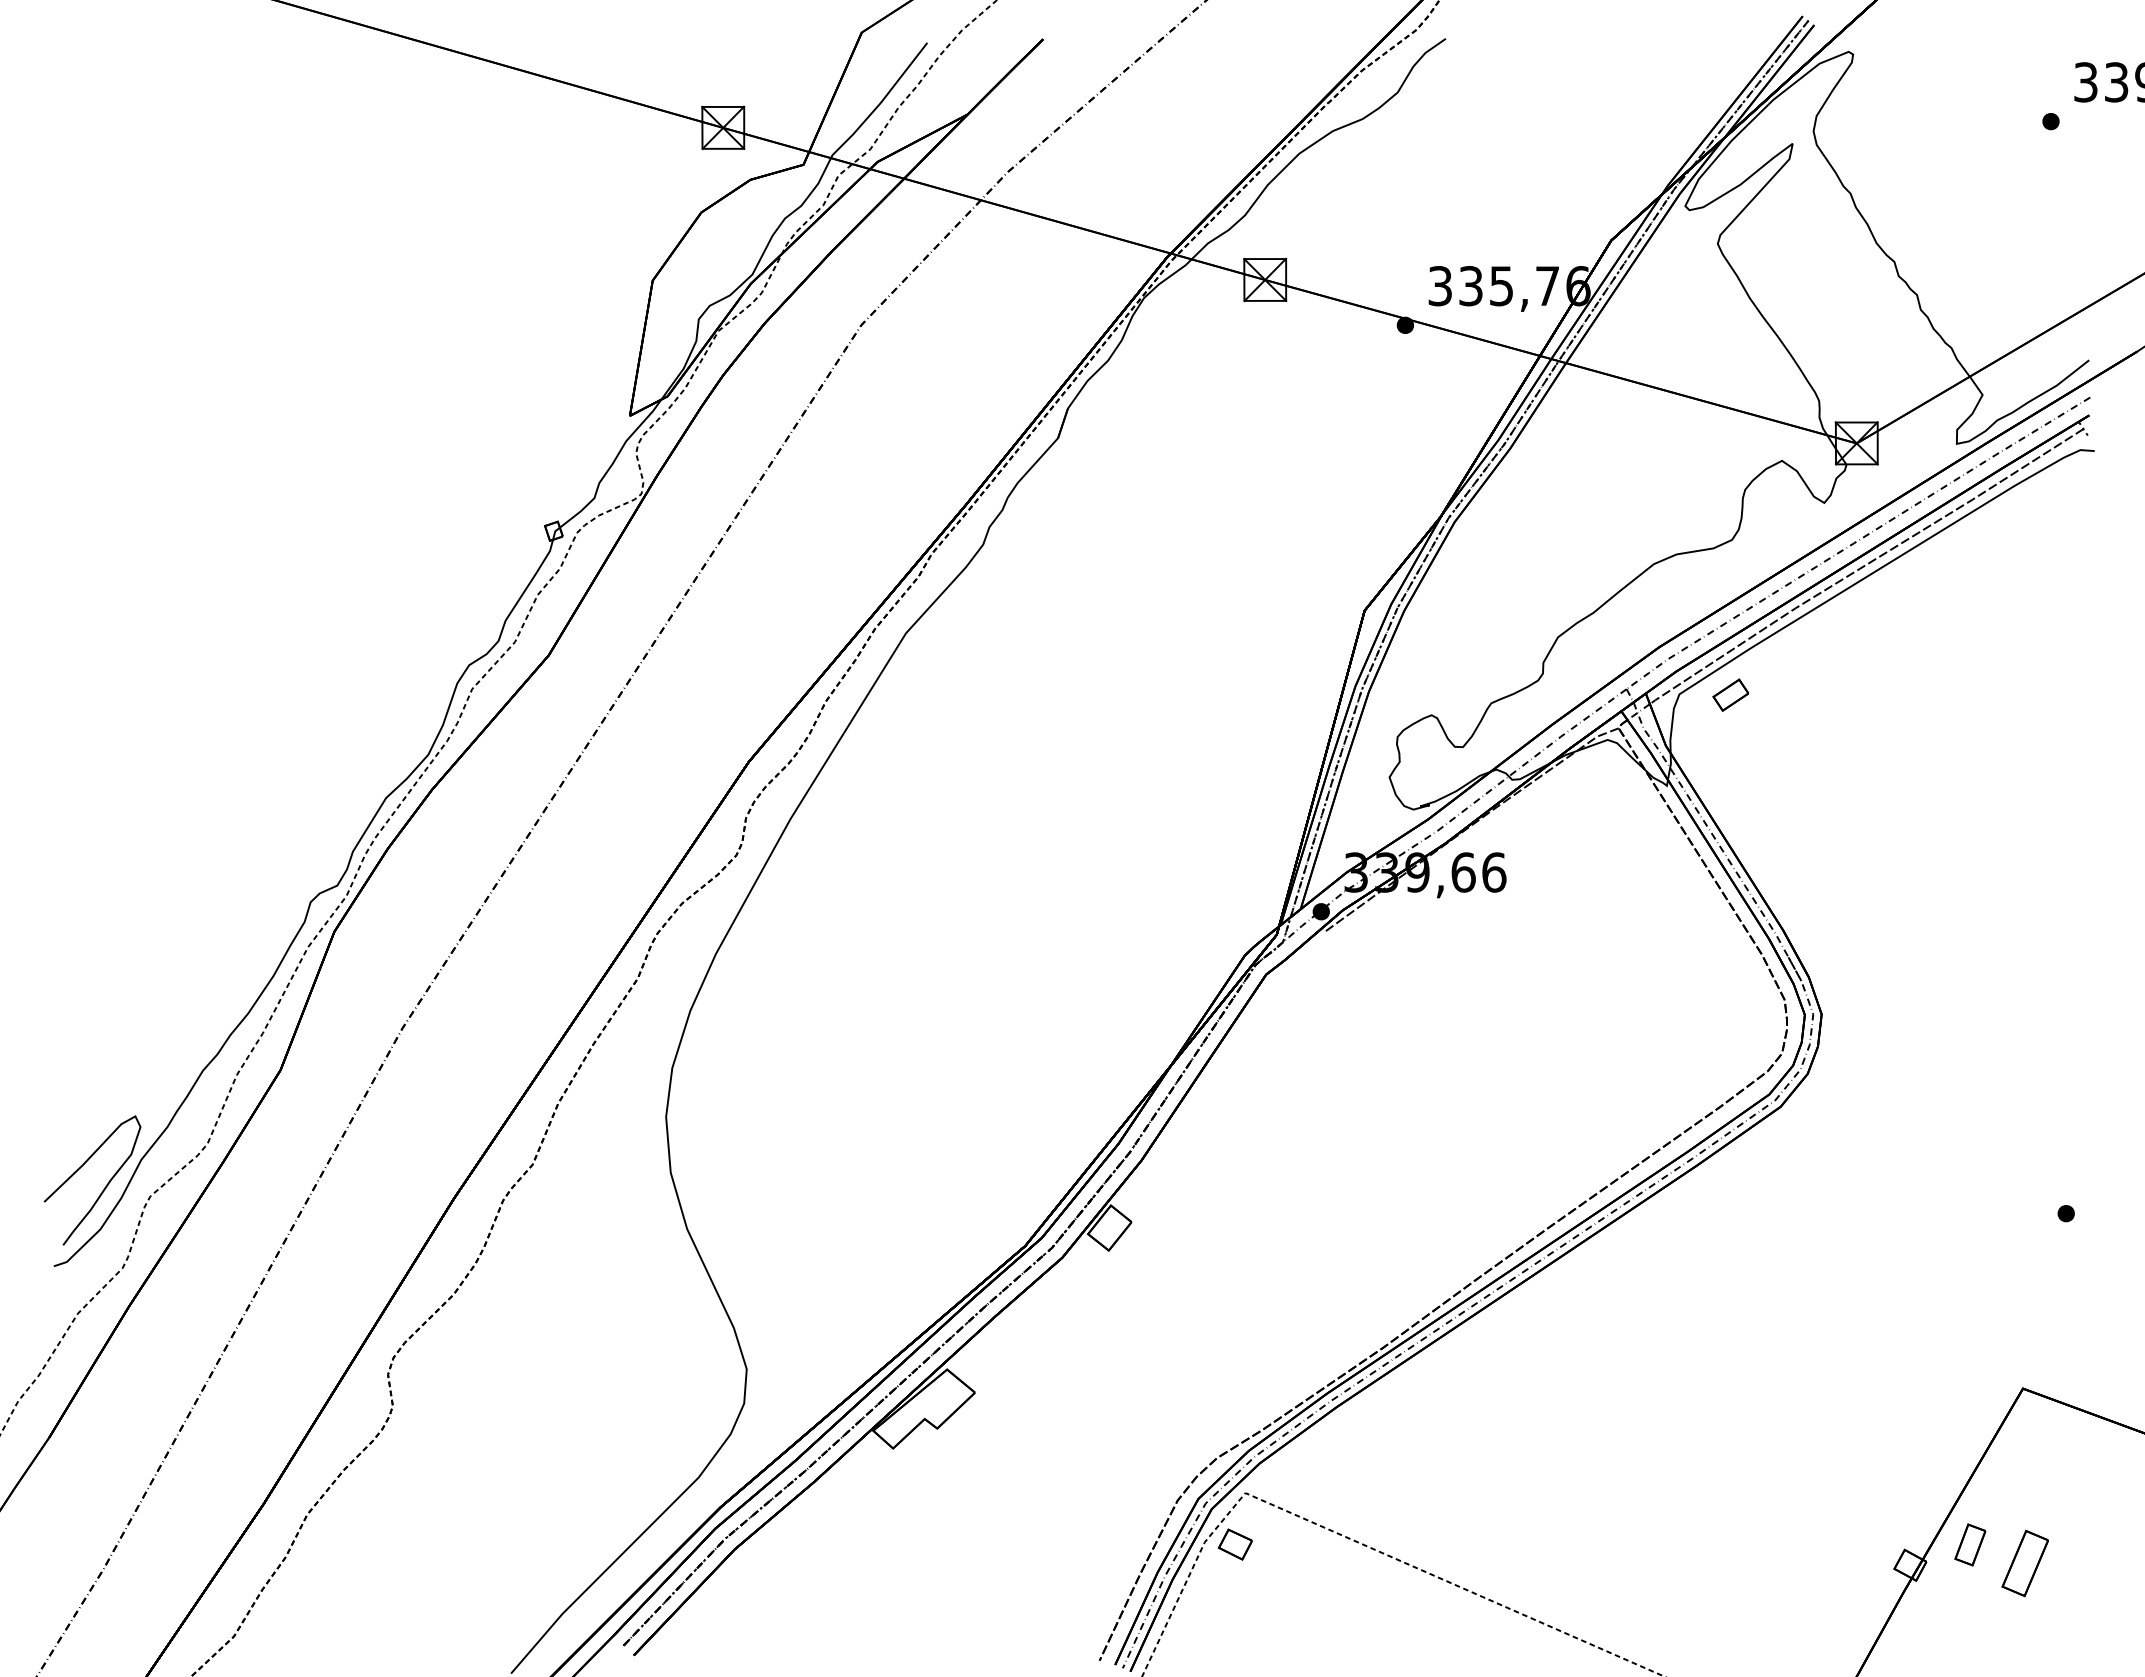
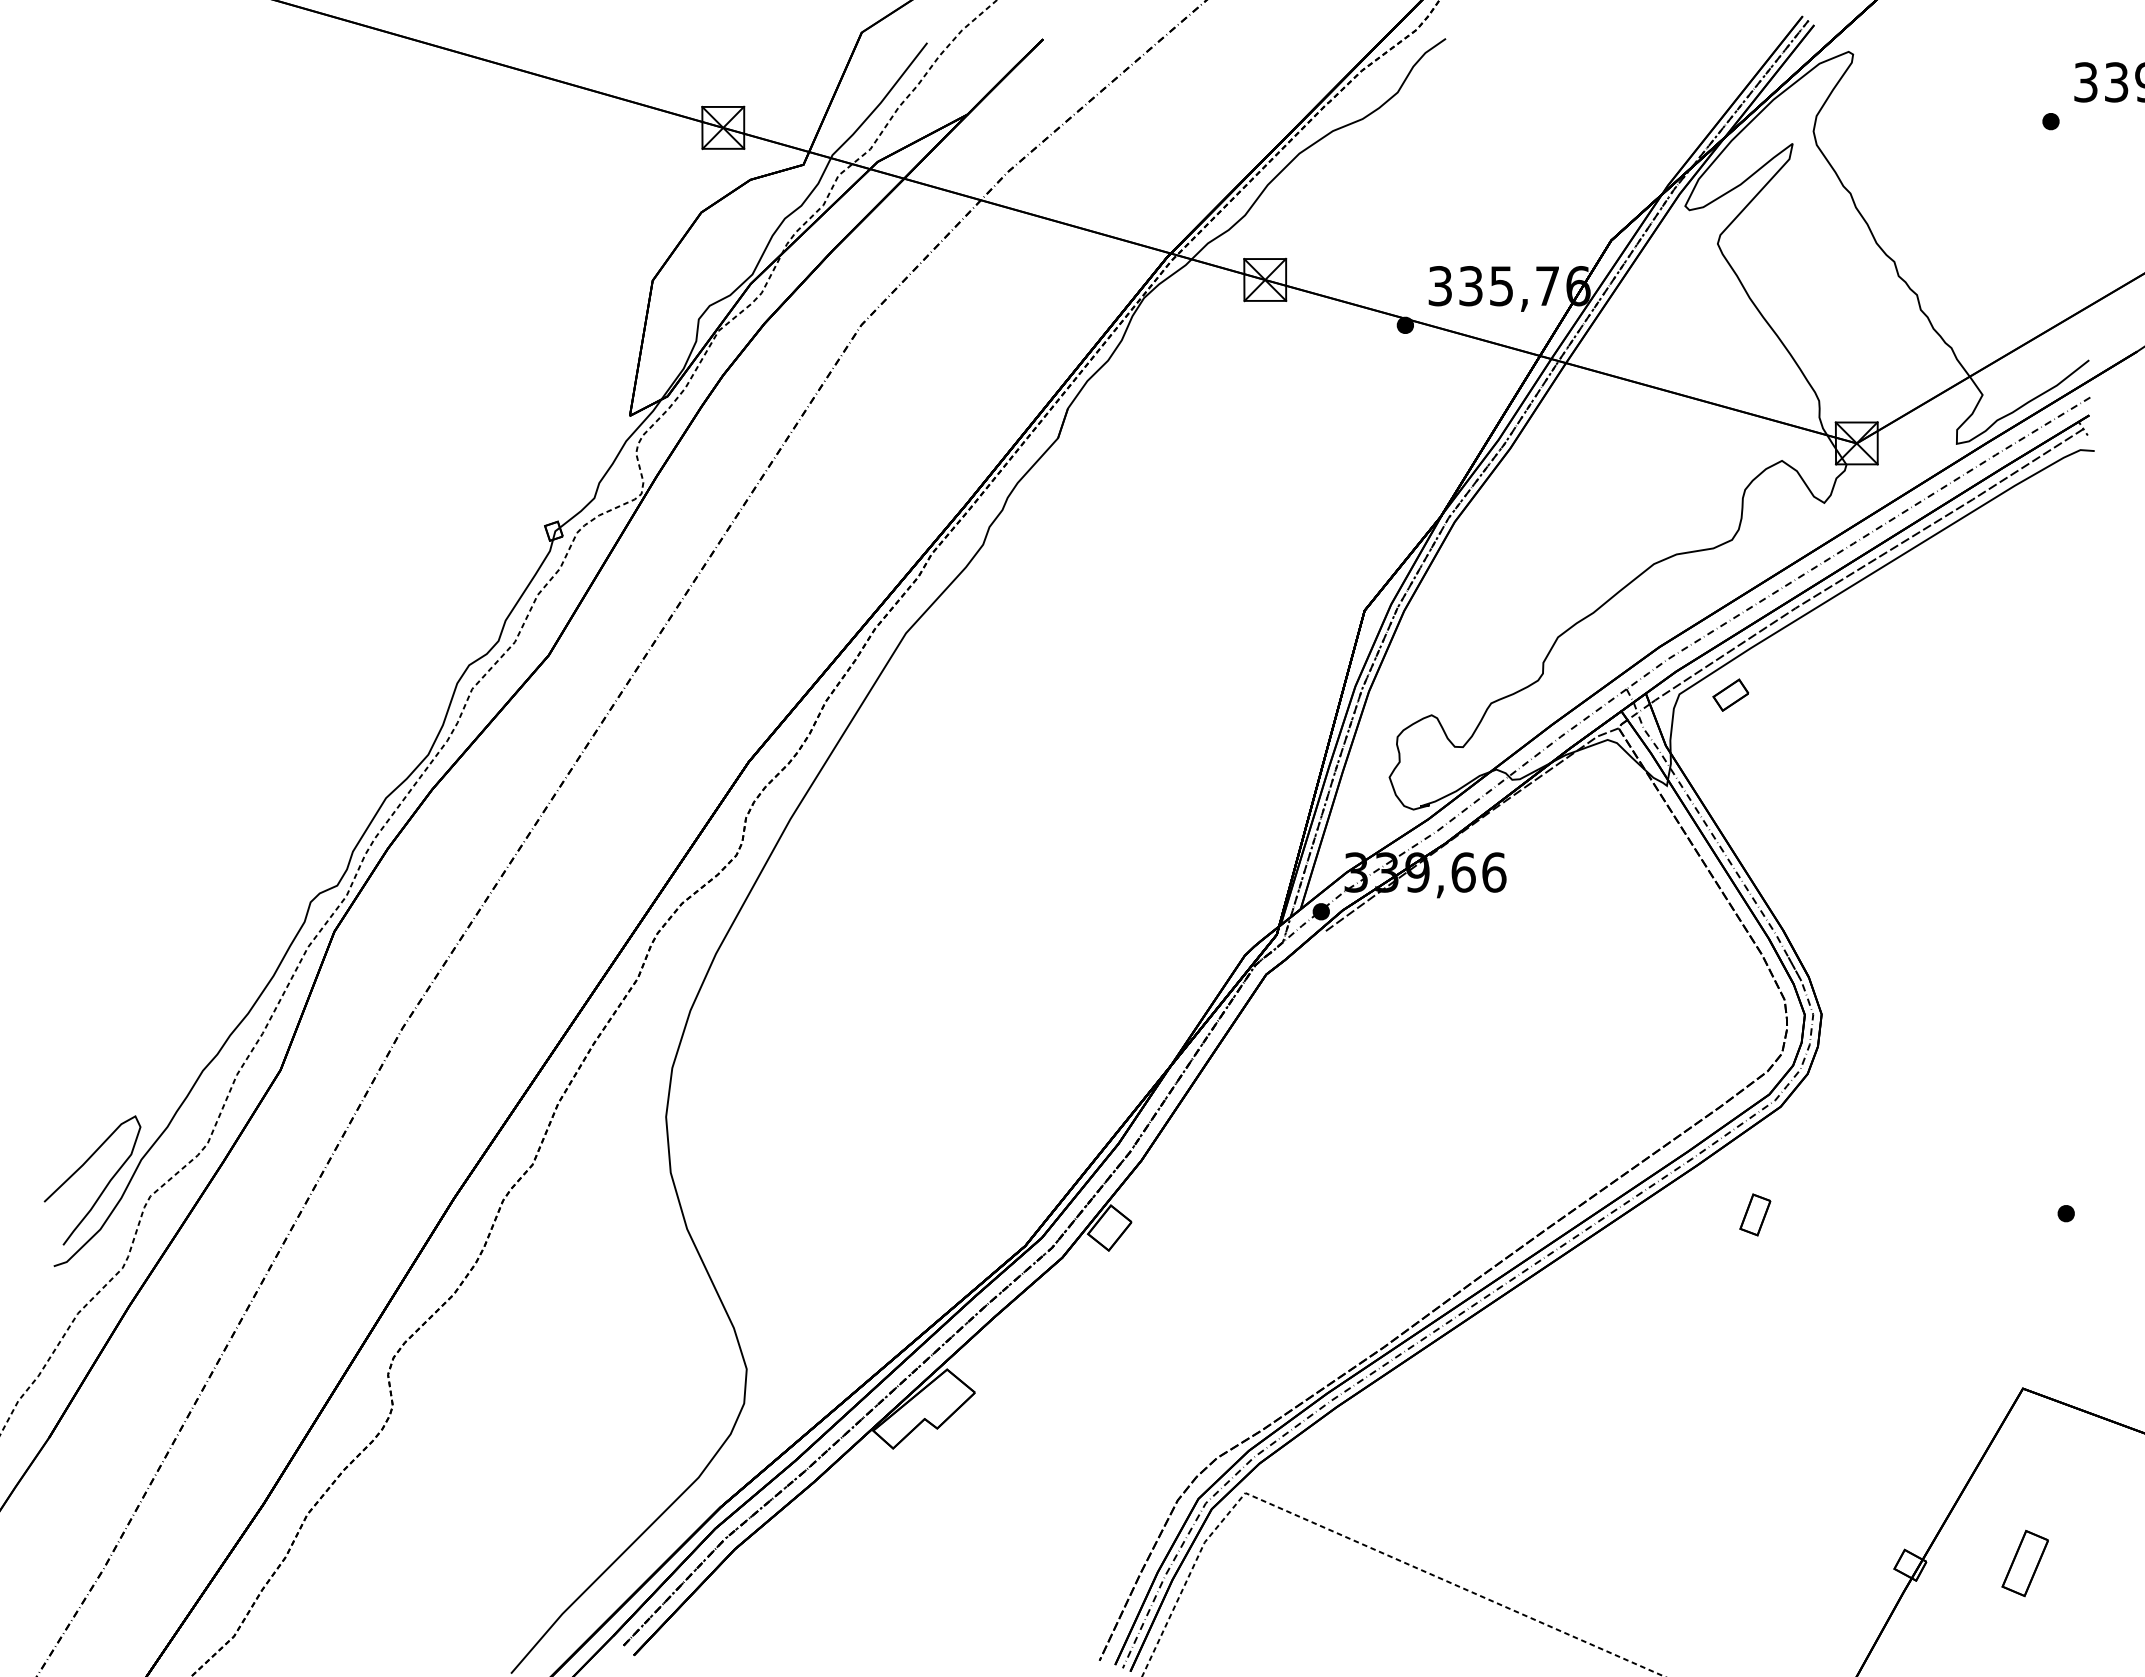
part: present -> none (1234, 1544)
part position: (1970, 1544) -> (1755, 1214) (1755, 1214)
